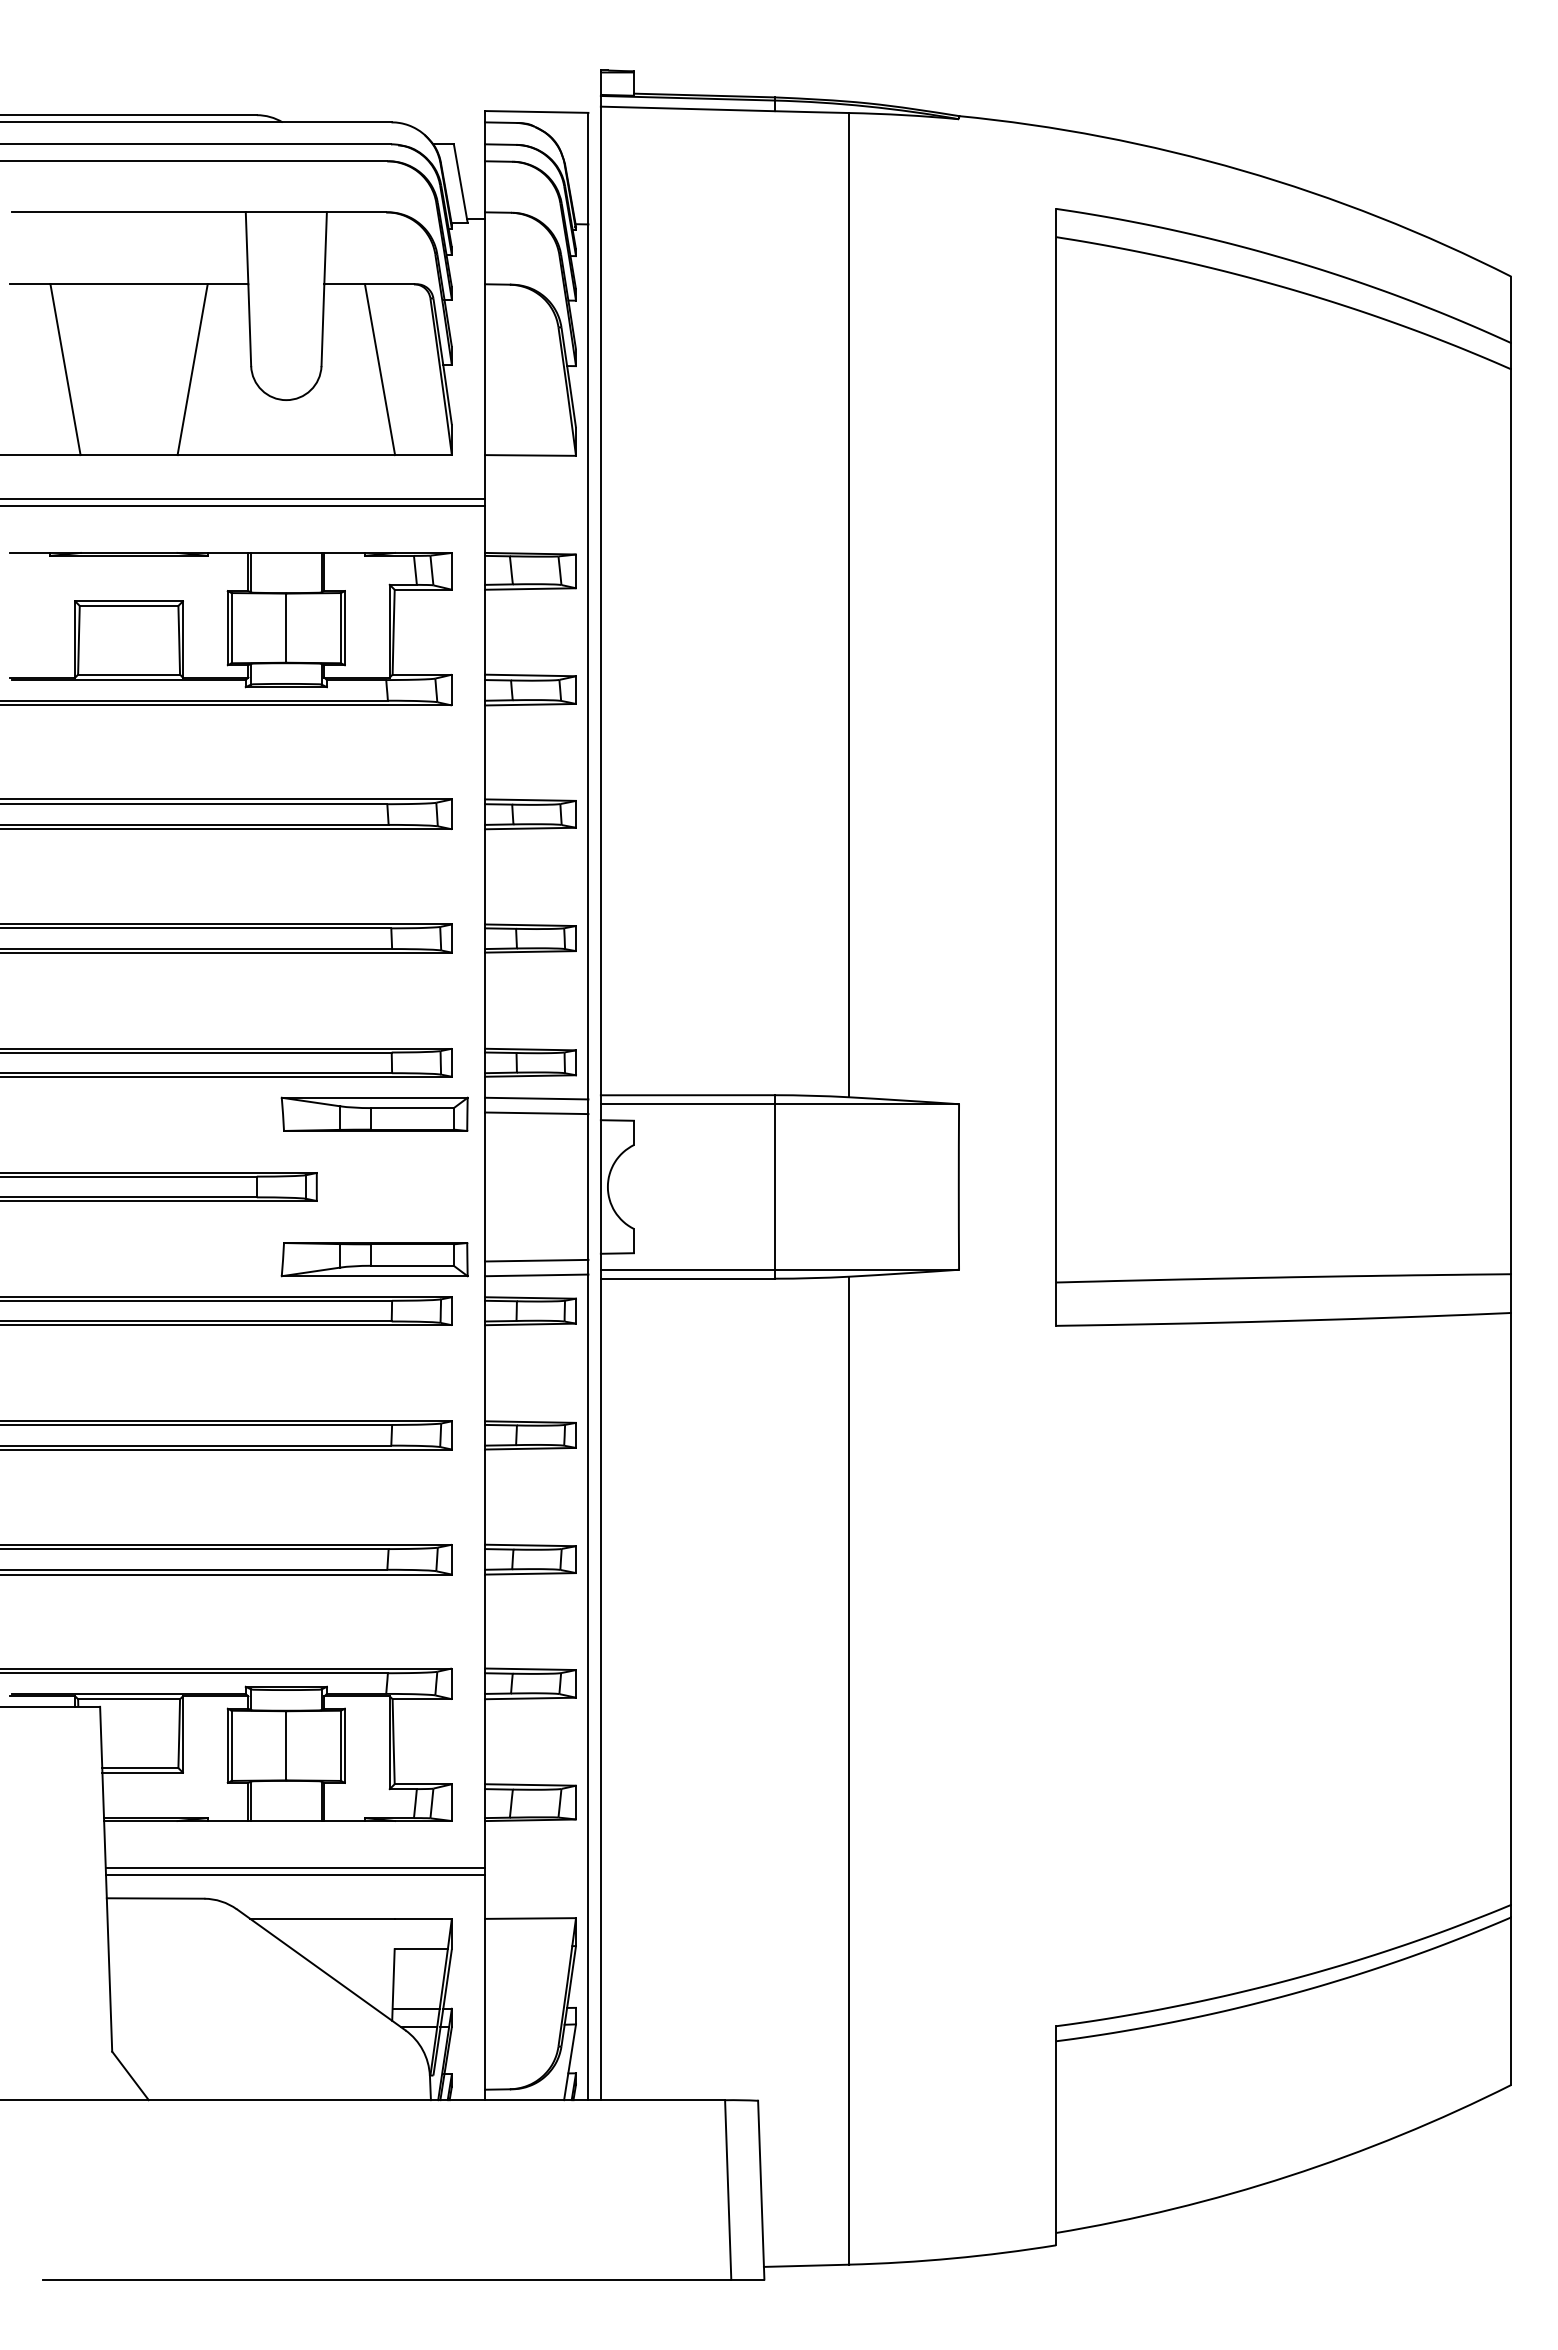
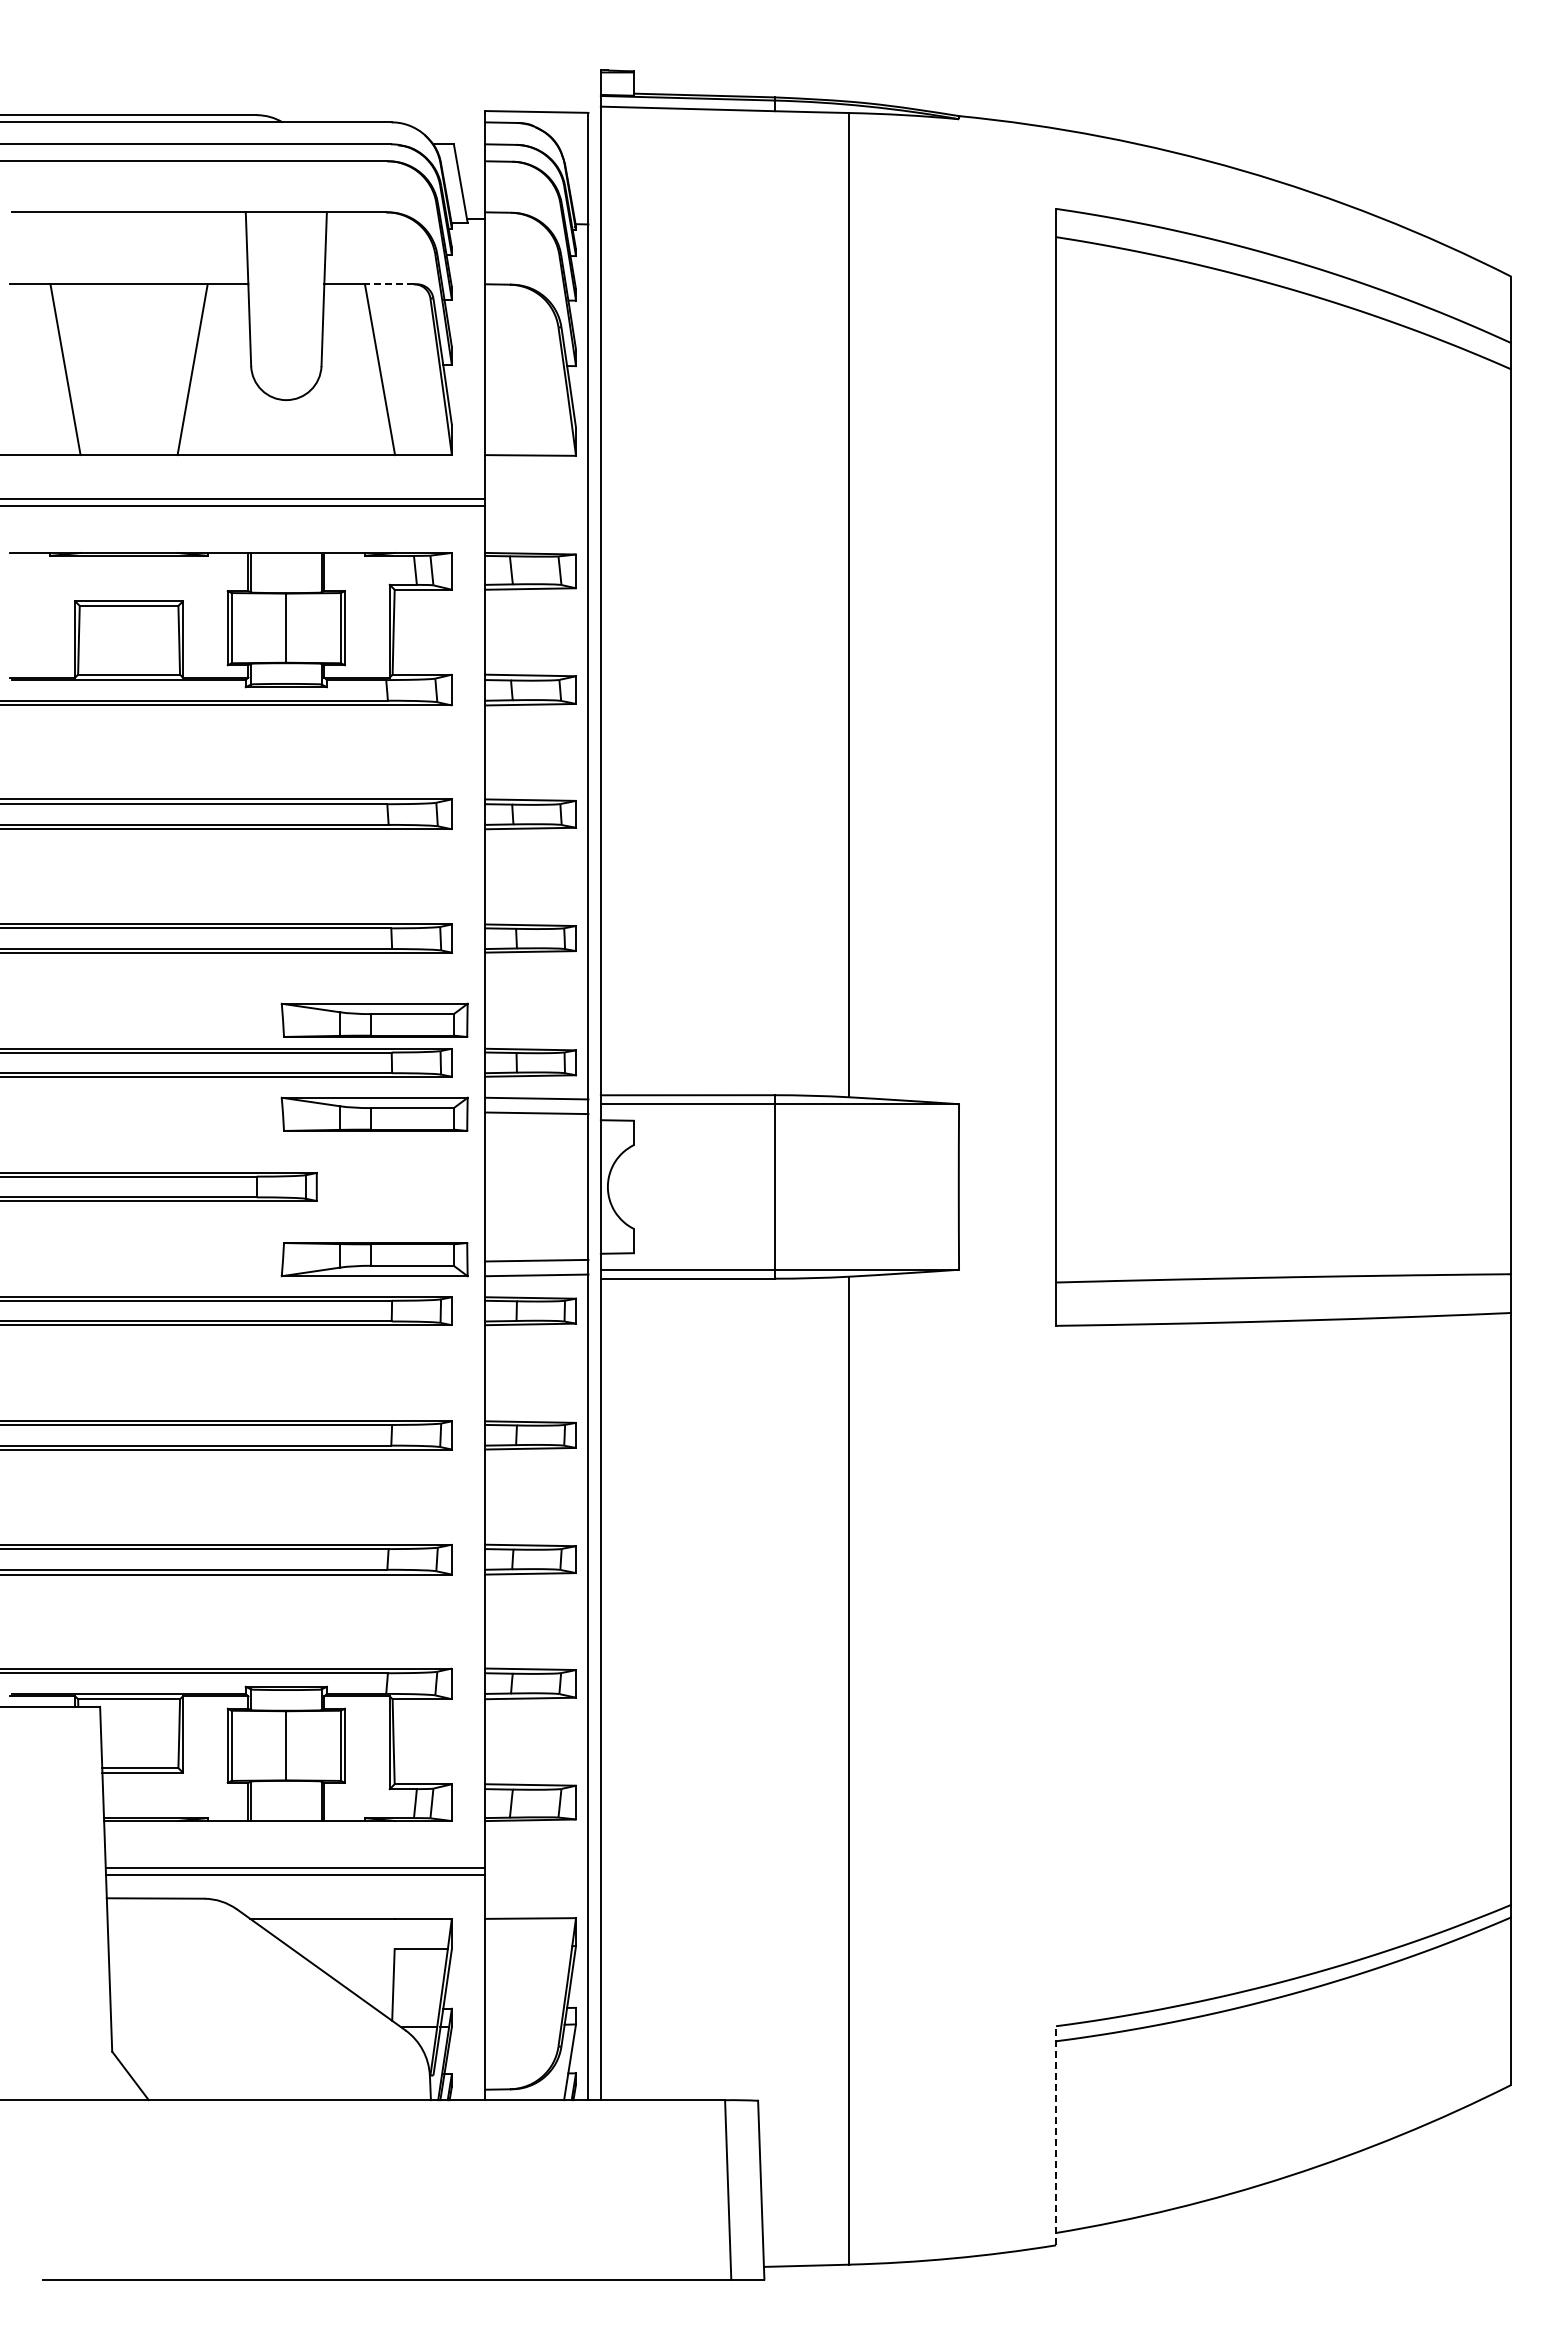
line: solid -> dashed (388, 284)
part: none -> present (374, 1019)
line: present -> none (415, 2008)
line: solid -> dashed (1056, 2135)
